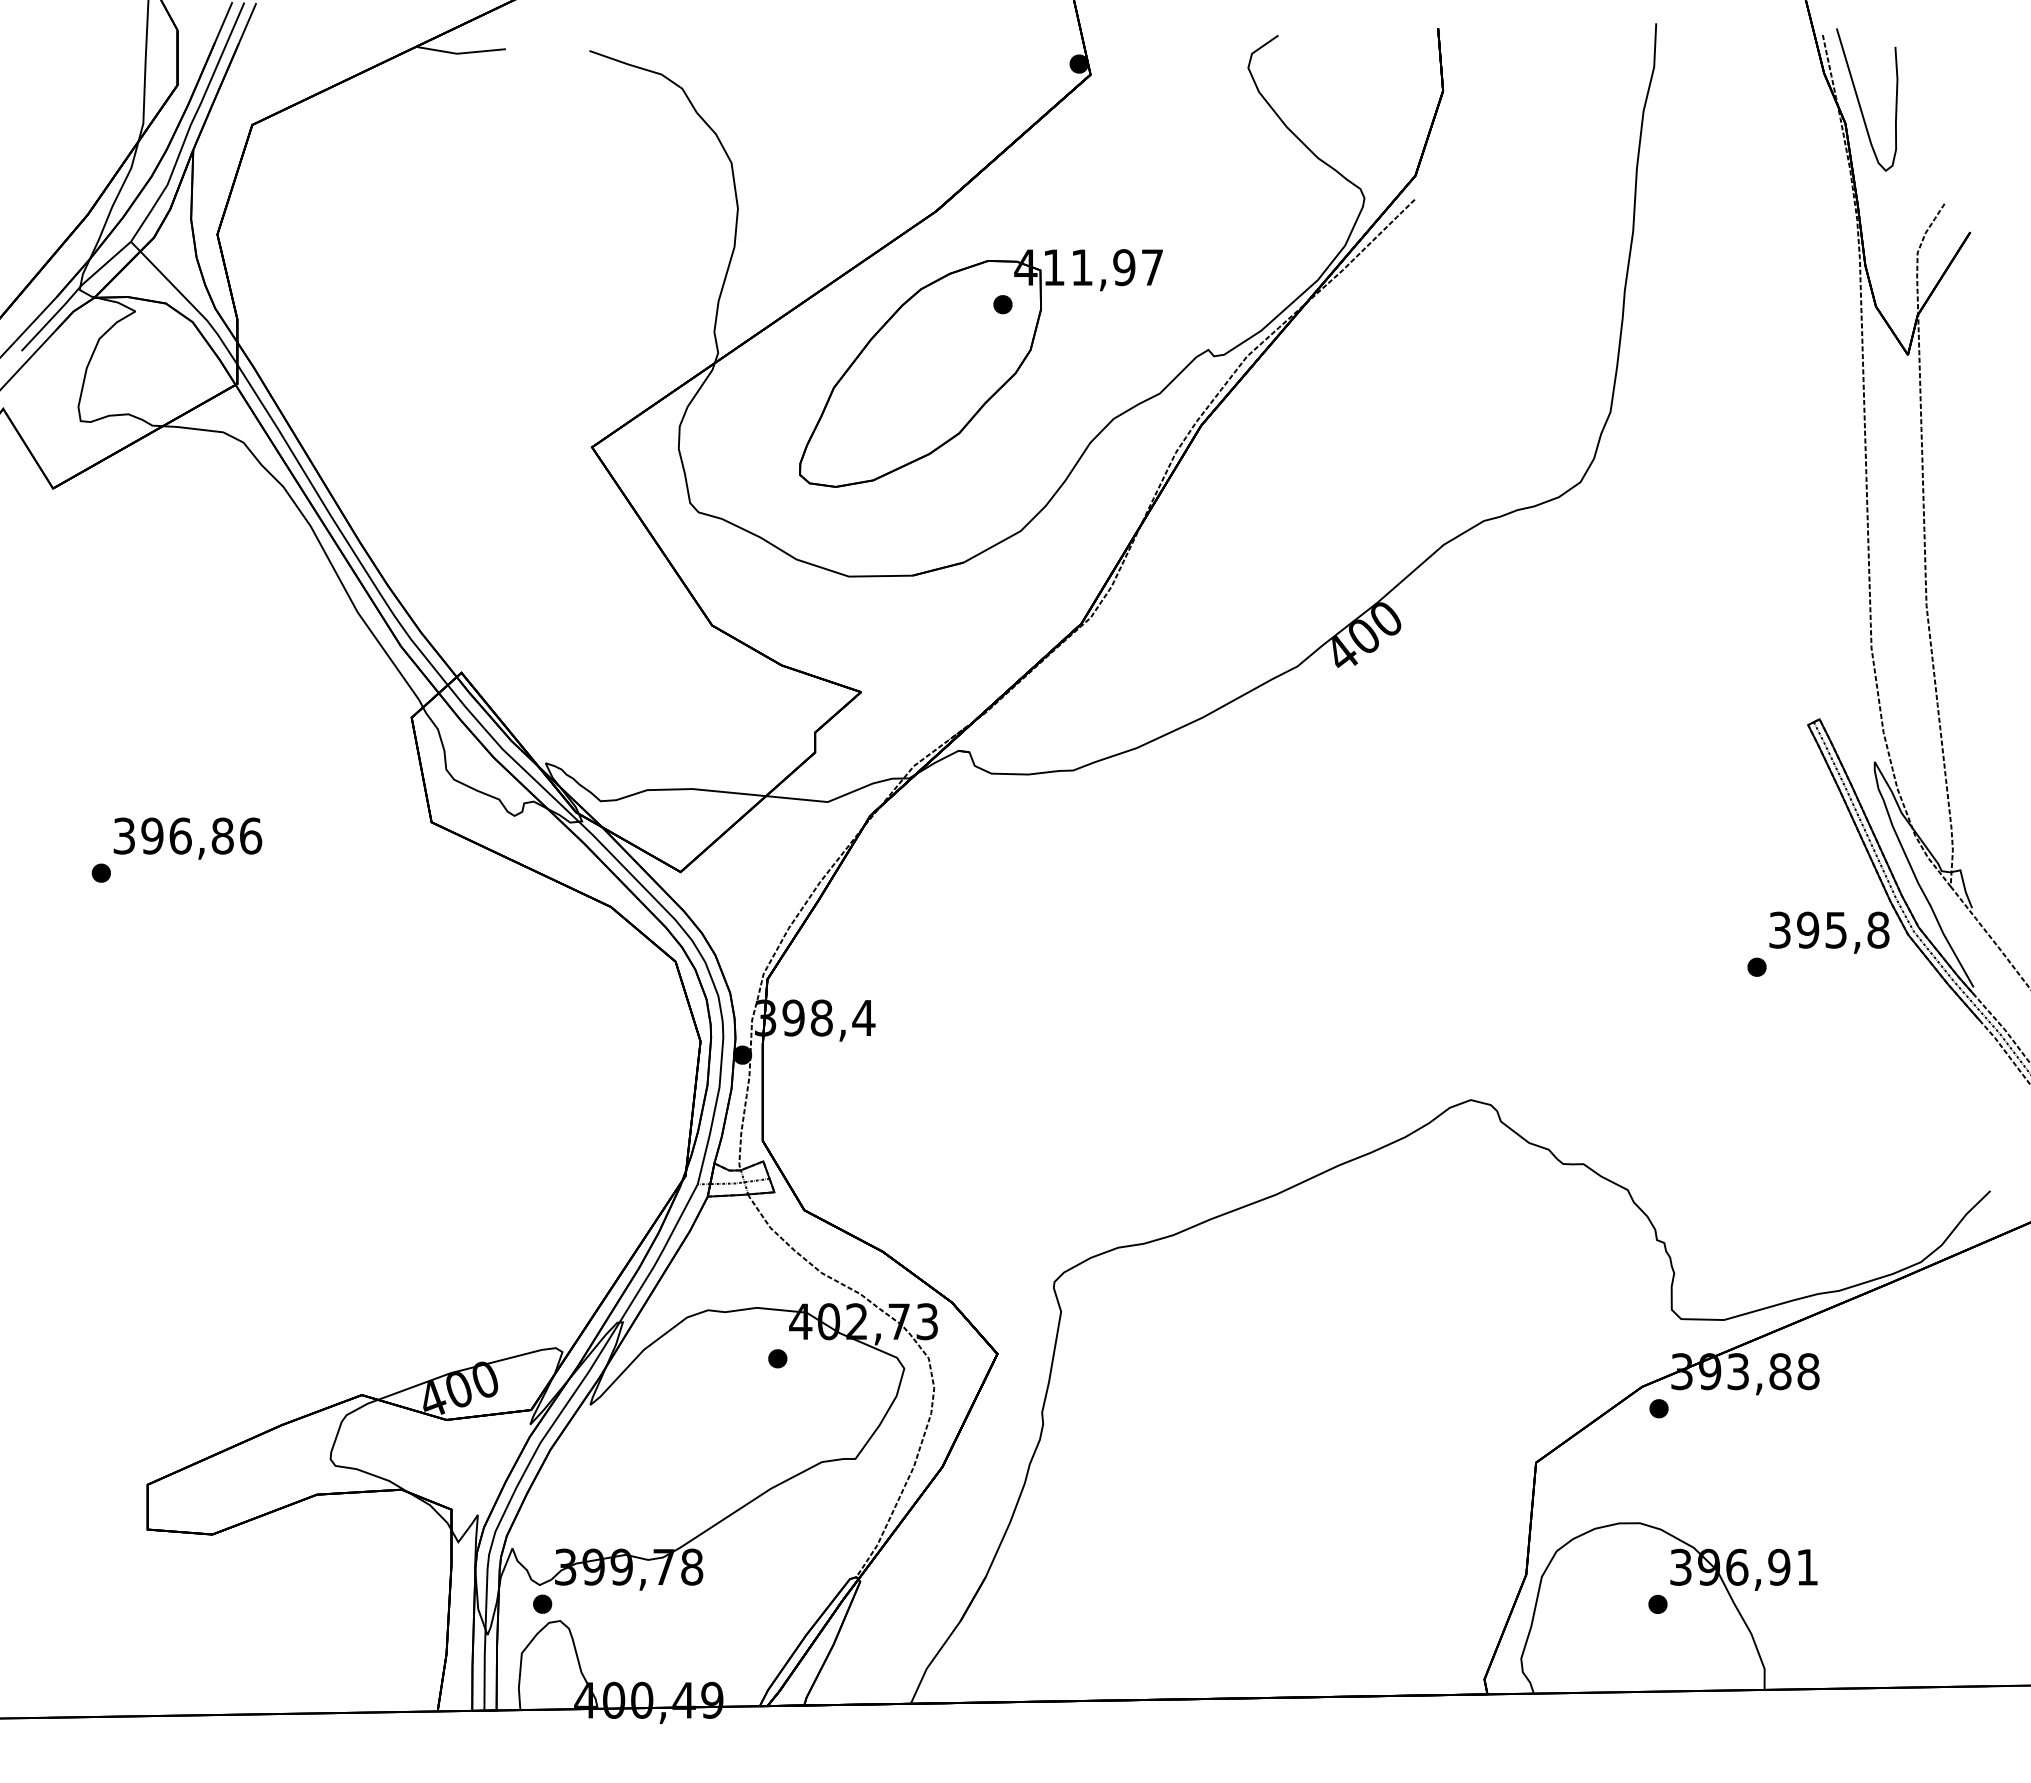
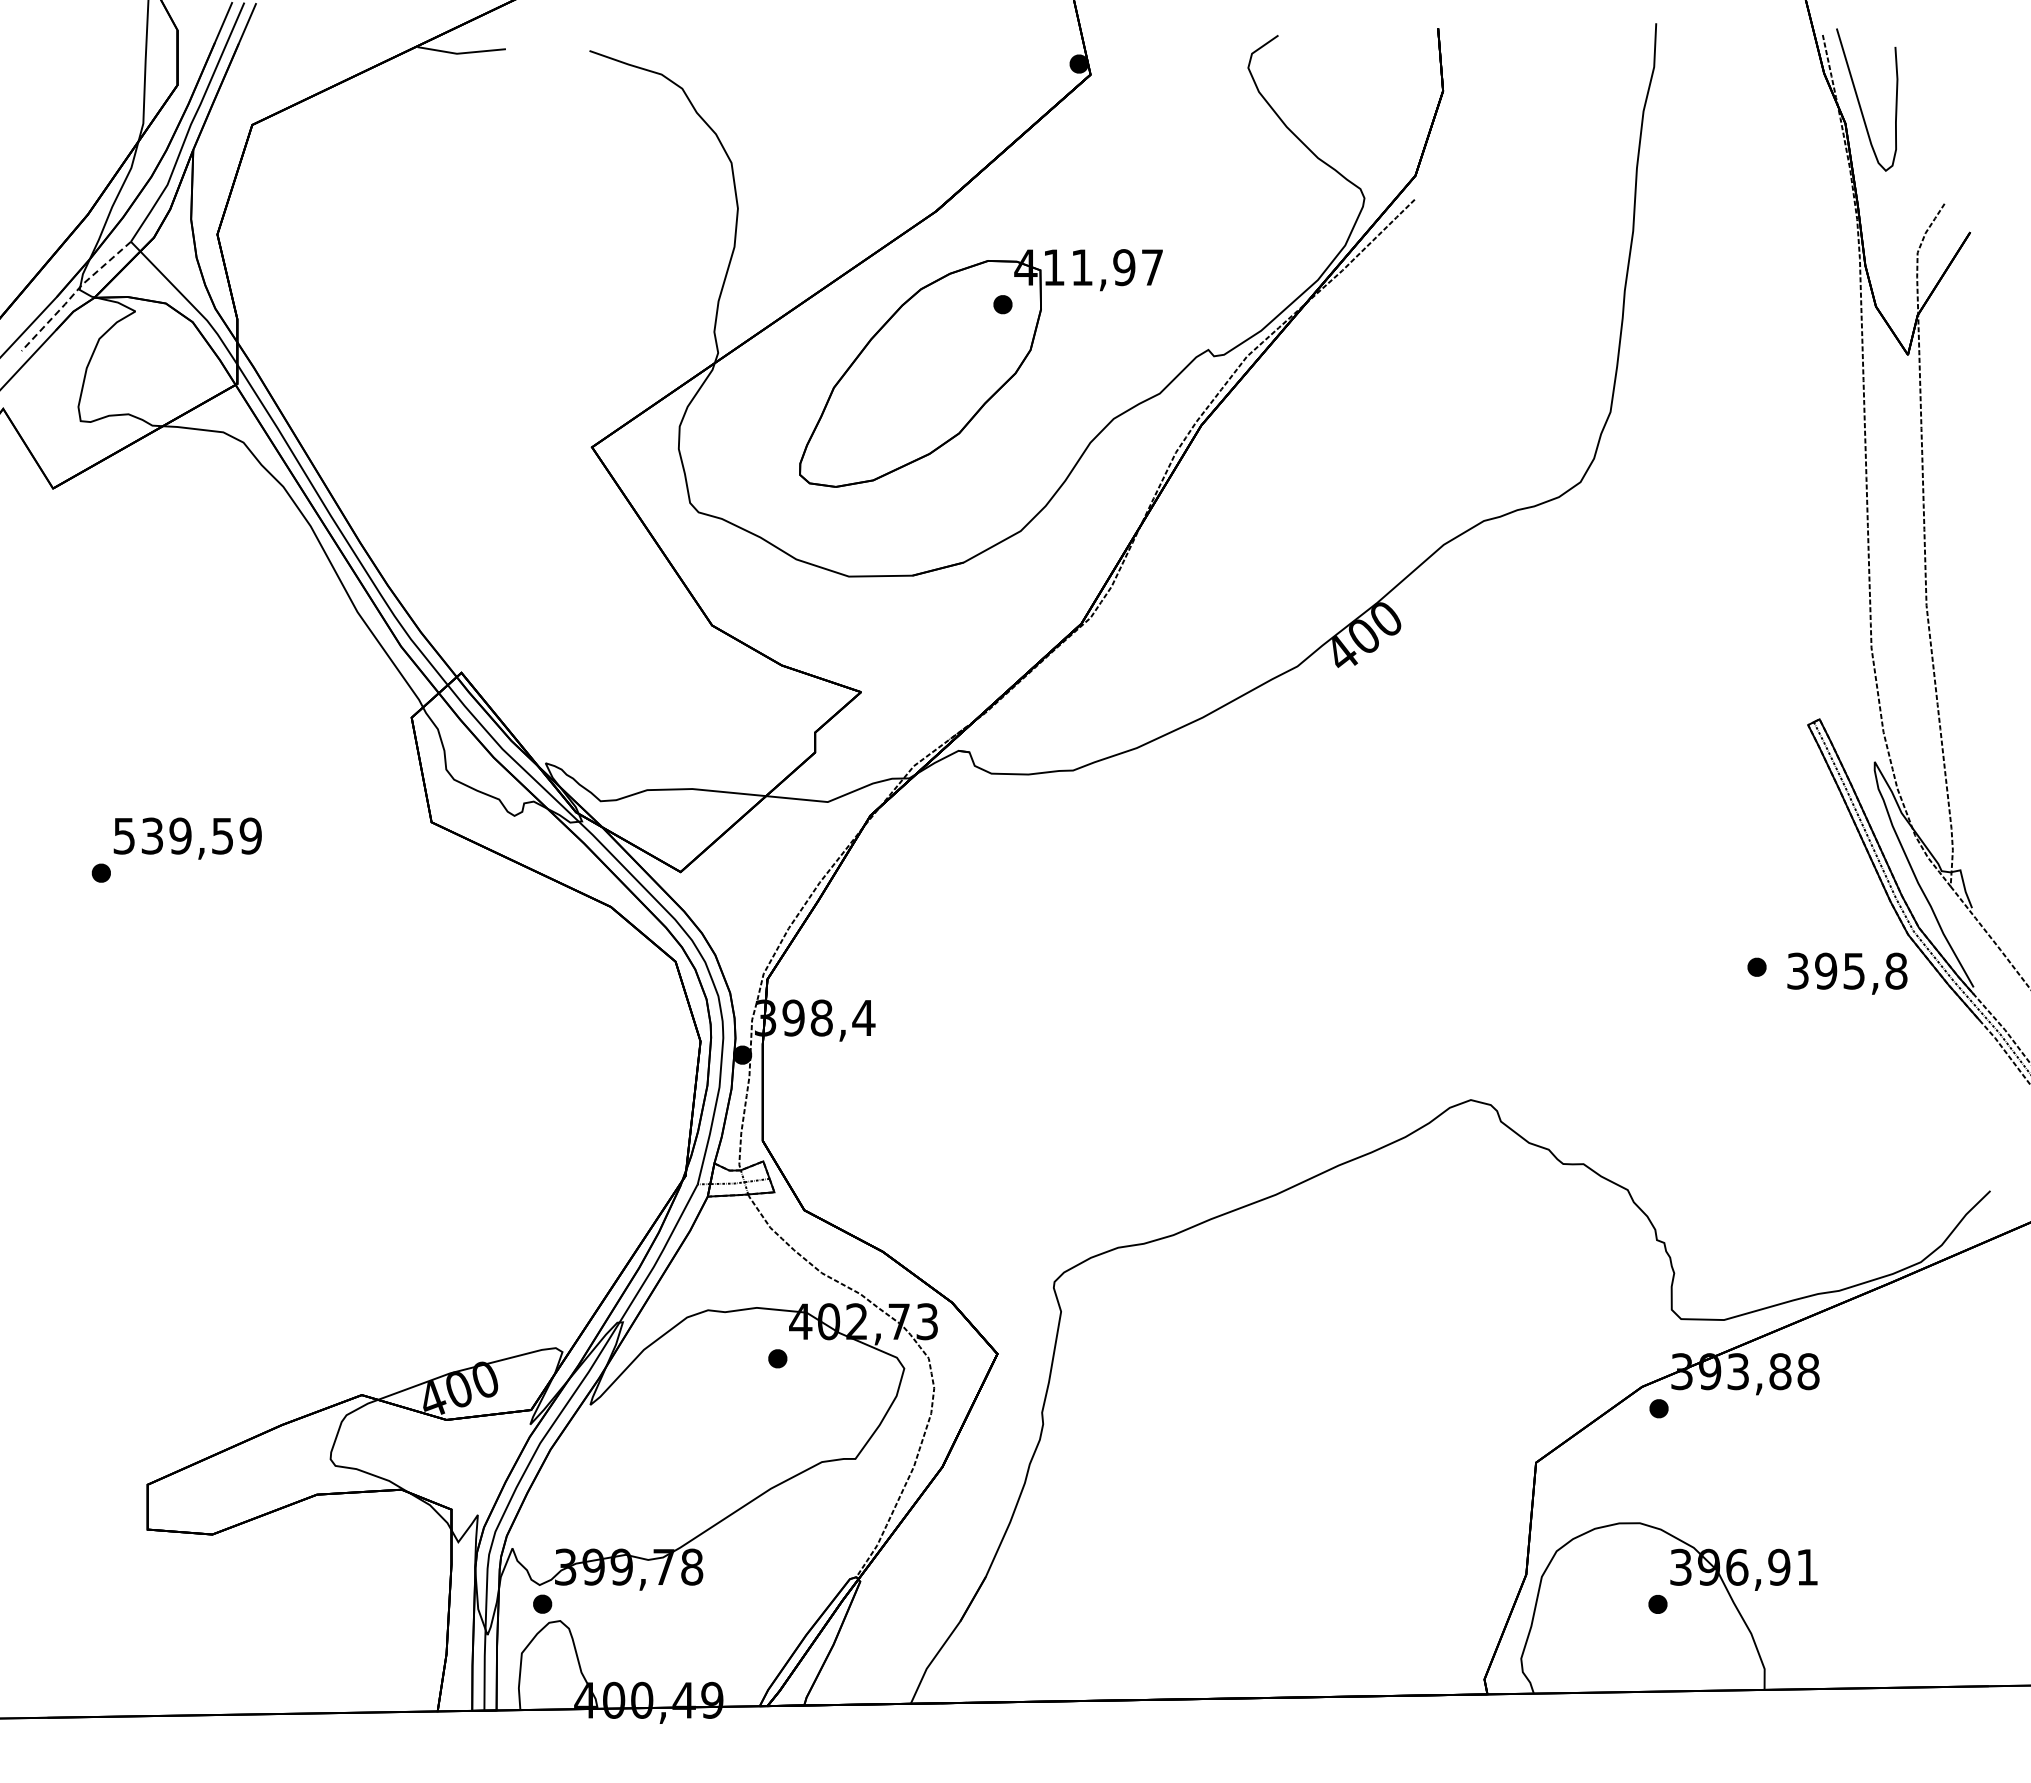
line: solid -> dashed (74, 293)
text: 396,86 -> 539,59 (188, 835)
text position: (1829, 932) -> (1847, 973) (1847, 973)
